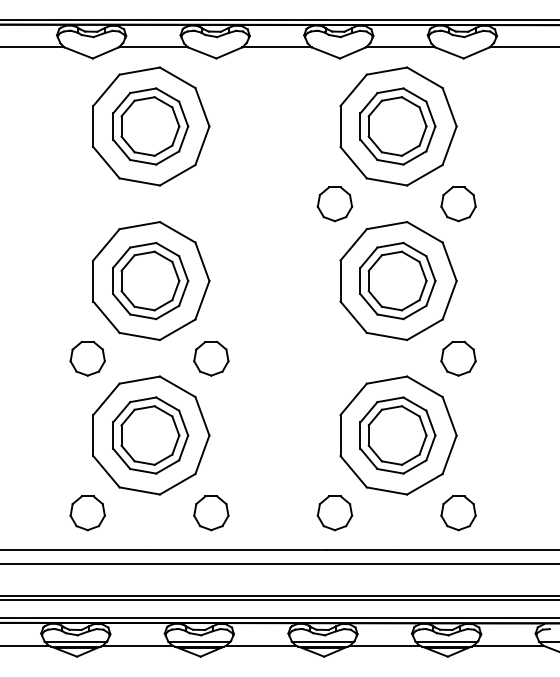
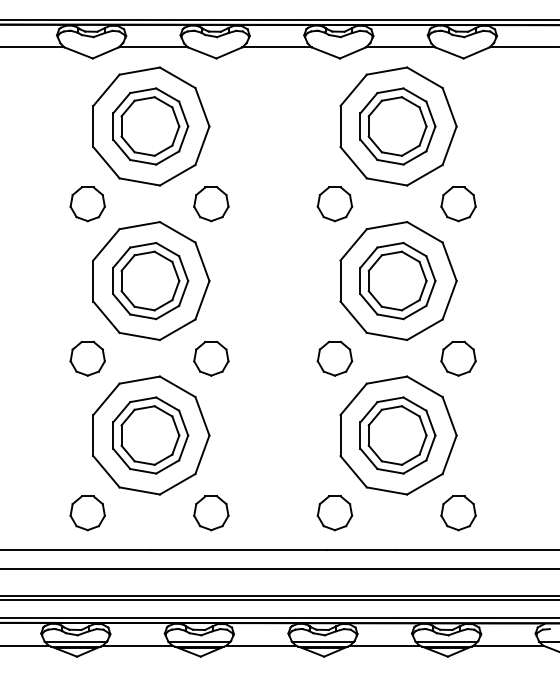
part: none -> present (87, 204)
part: none -> present (211, 204)
part: none -> present (334, 358)
line position: (279, 563) -> (279, 568) (279, 568)
